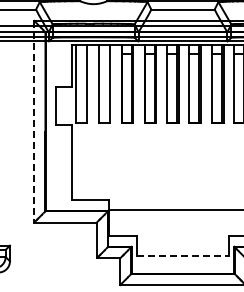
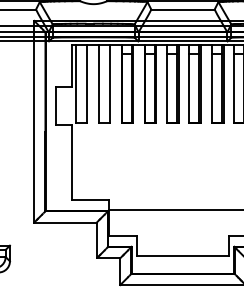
line: dashed -> solid (34, 121)
line: dashed -> solid (183, 255)
